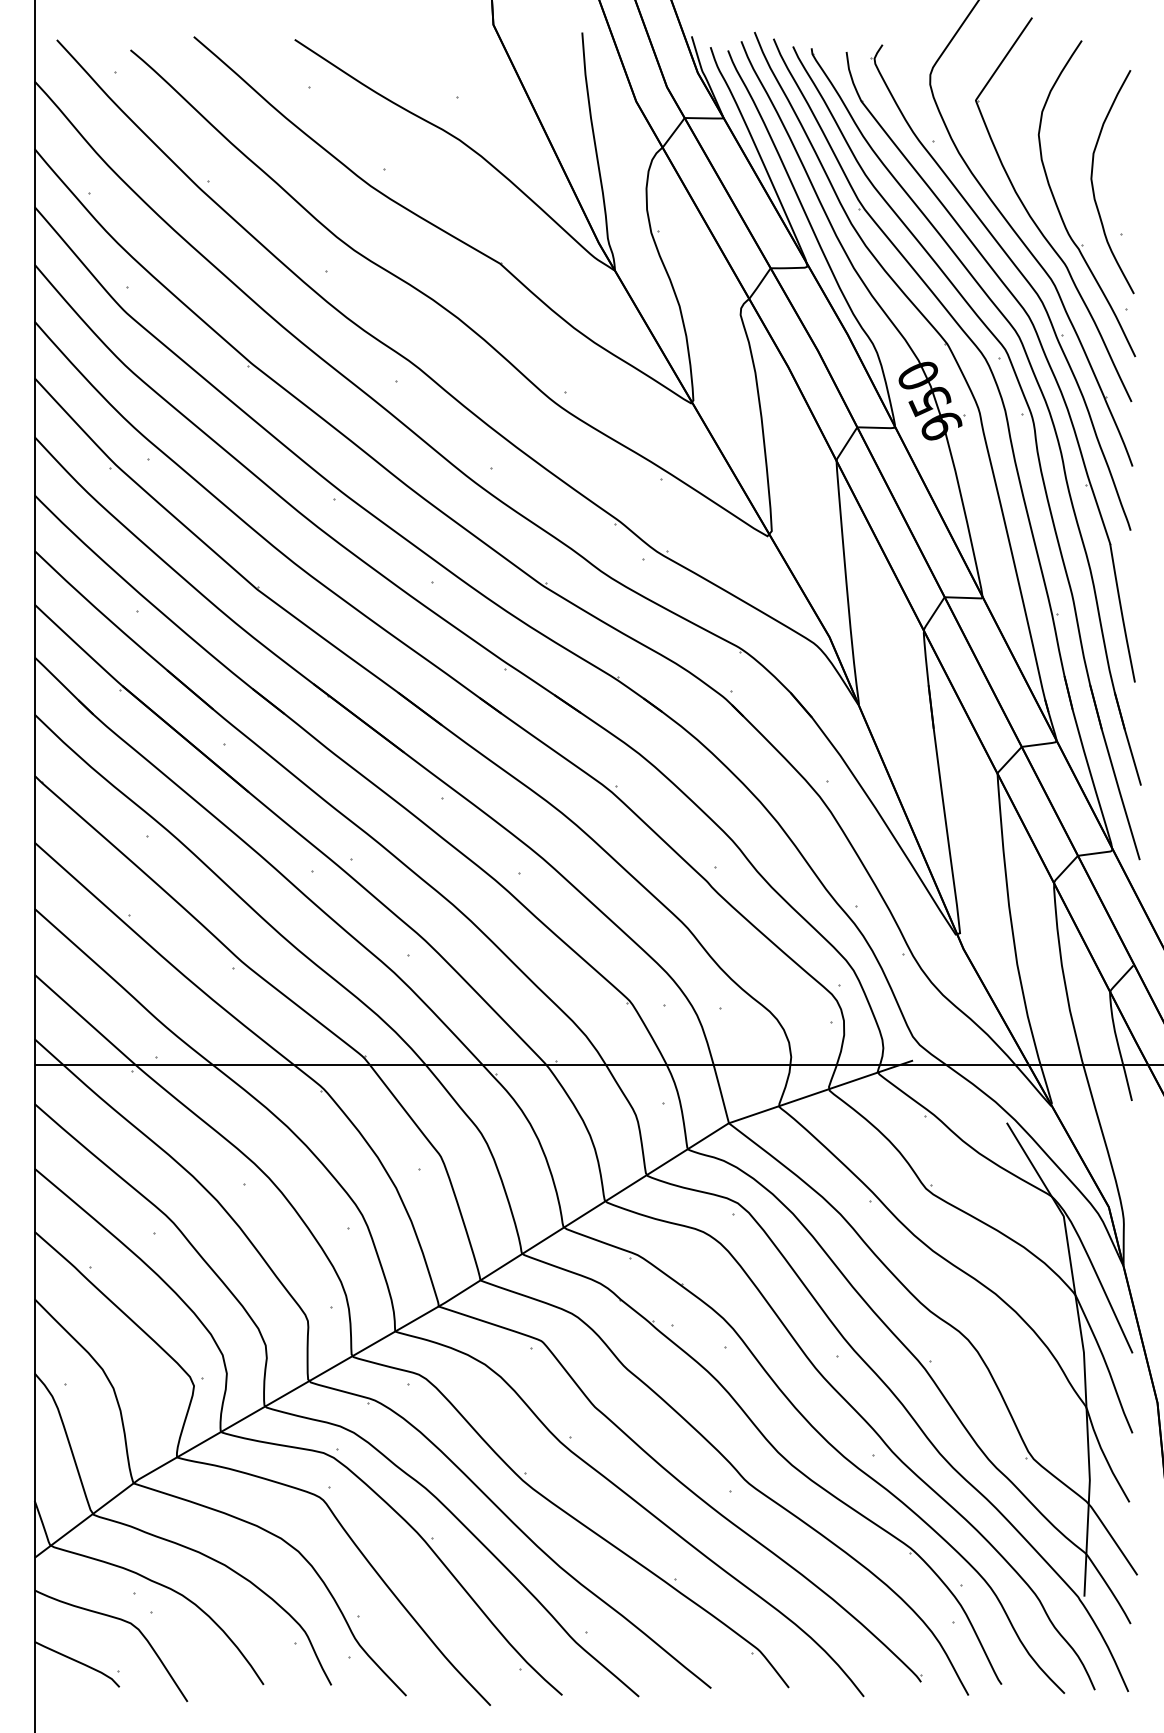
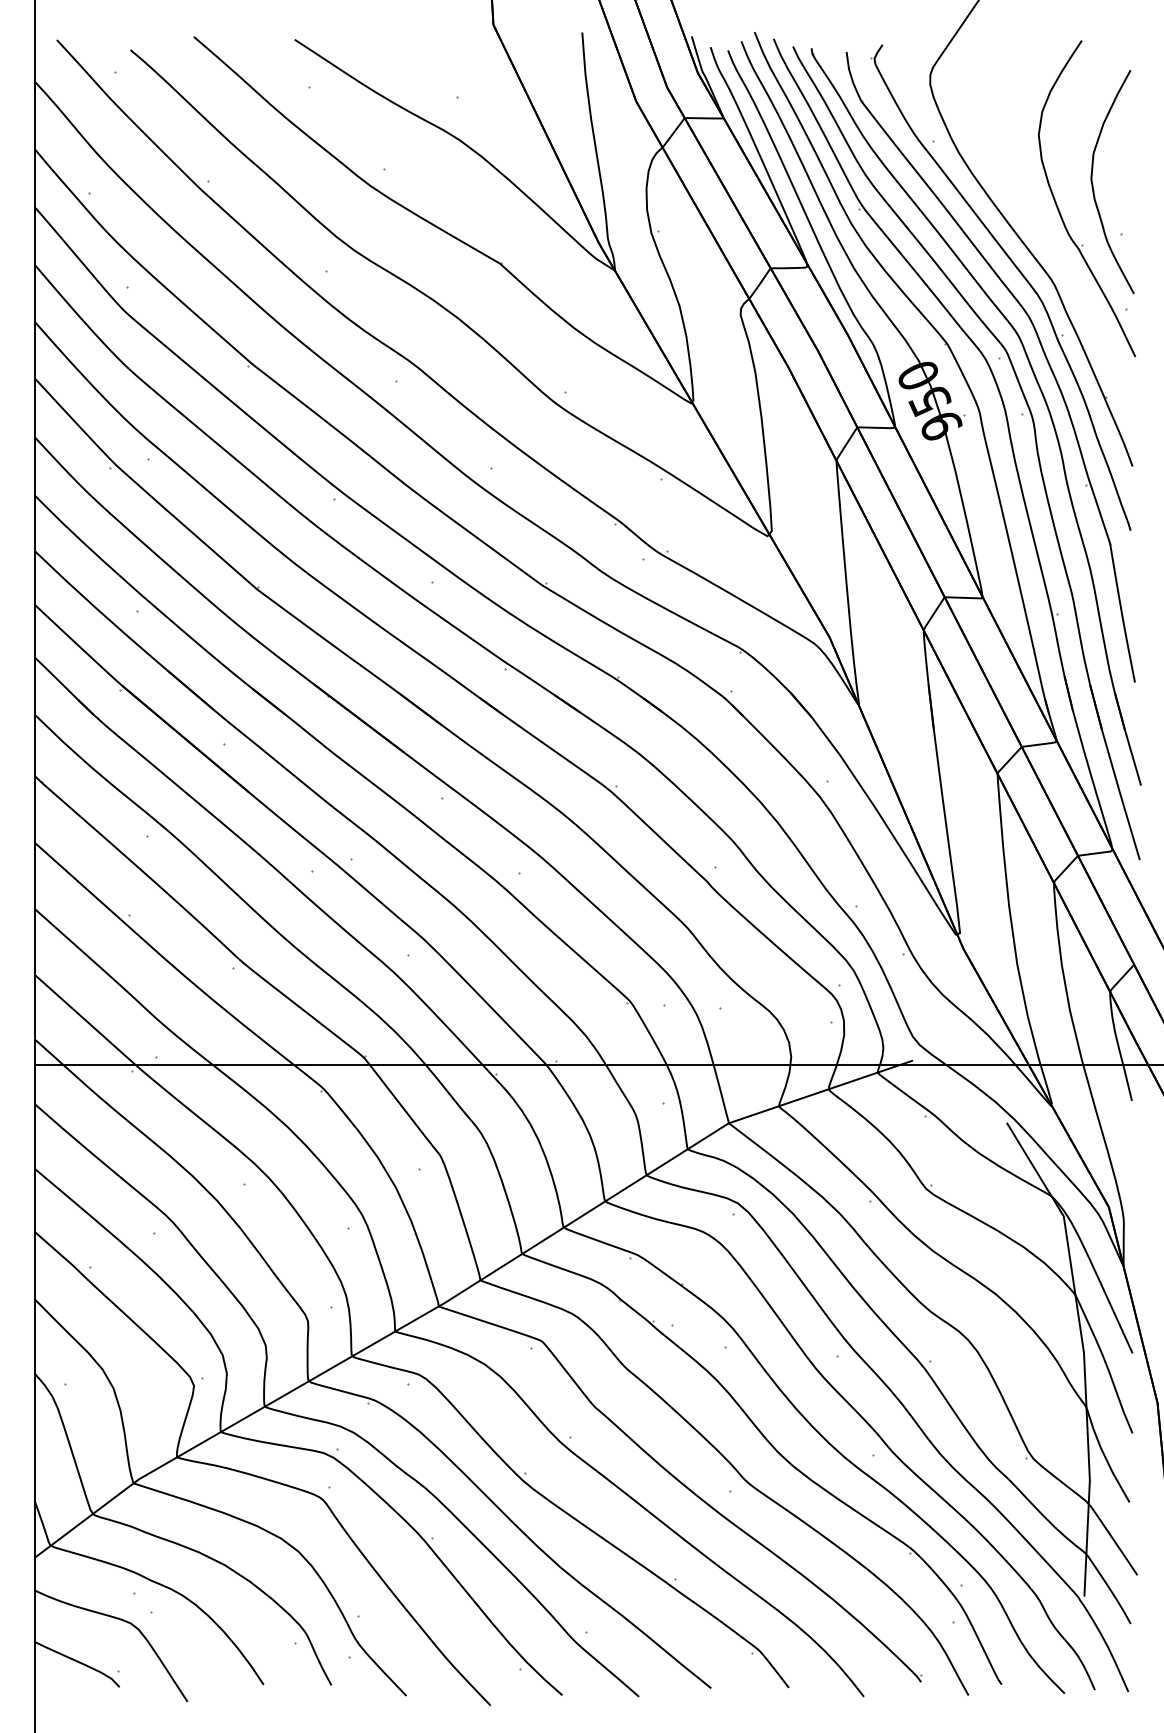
part: present -> none (1034, 220)
